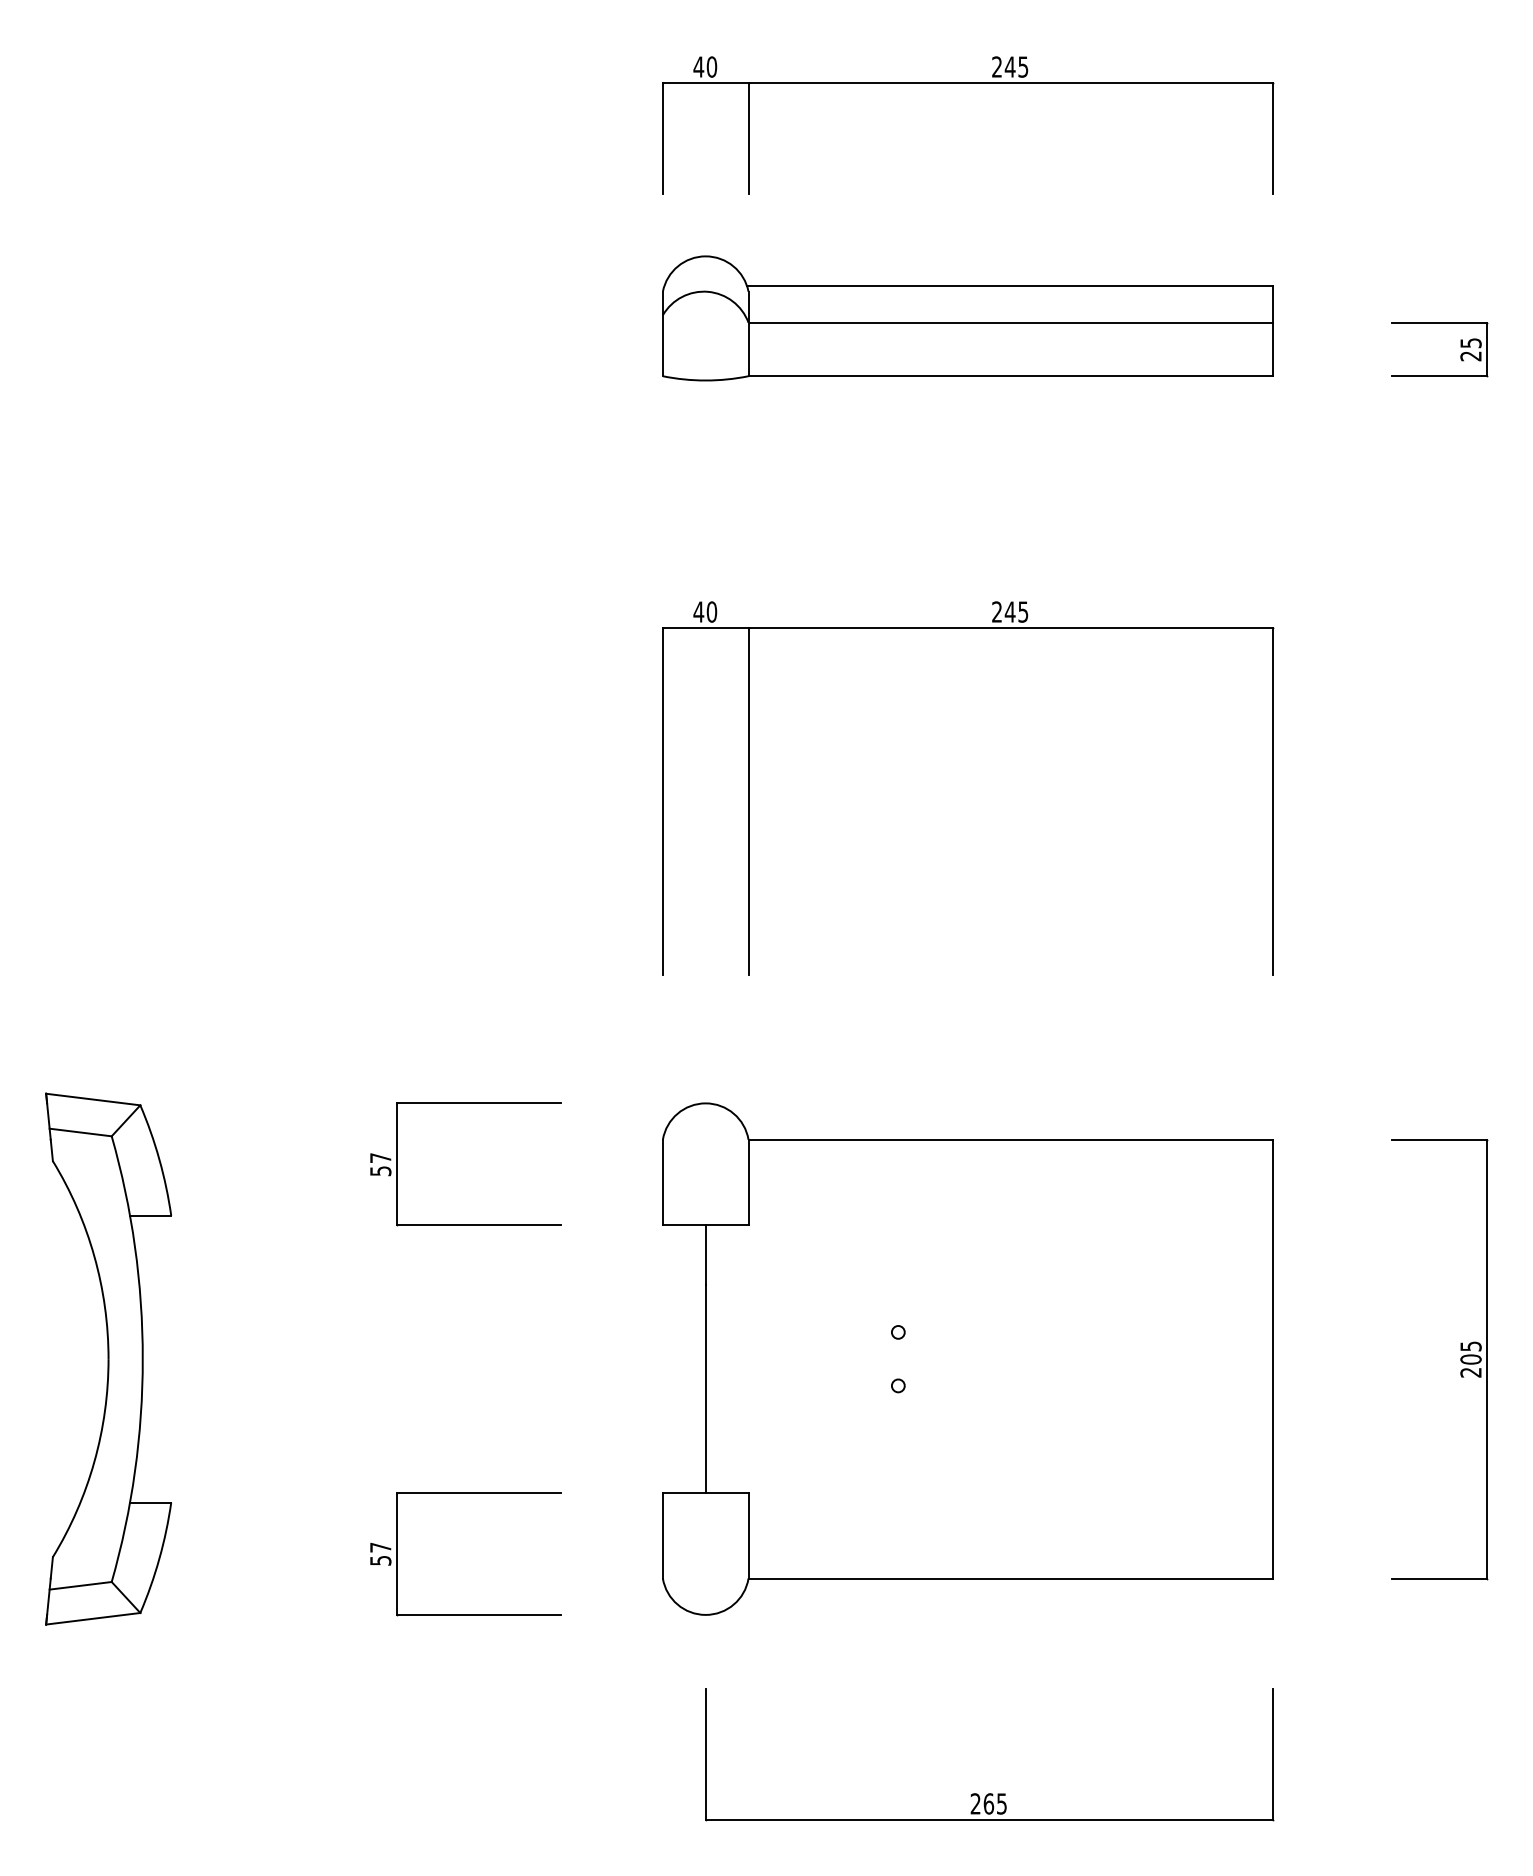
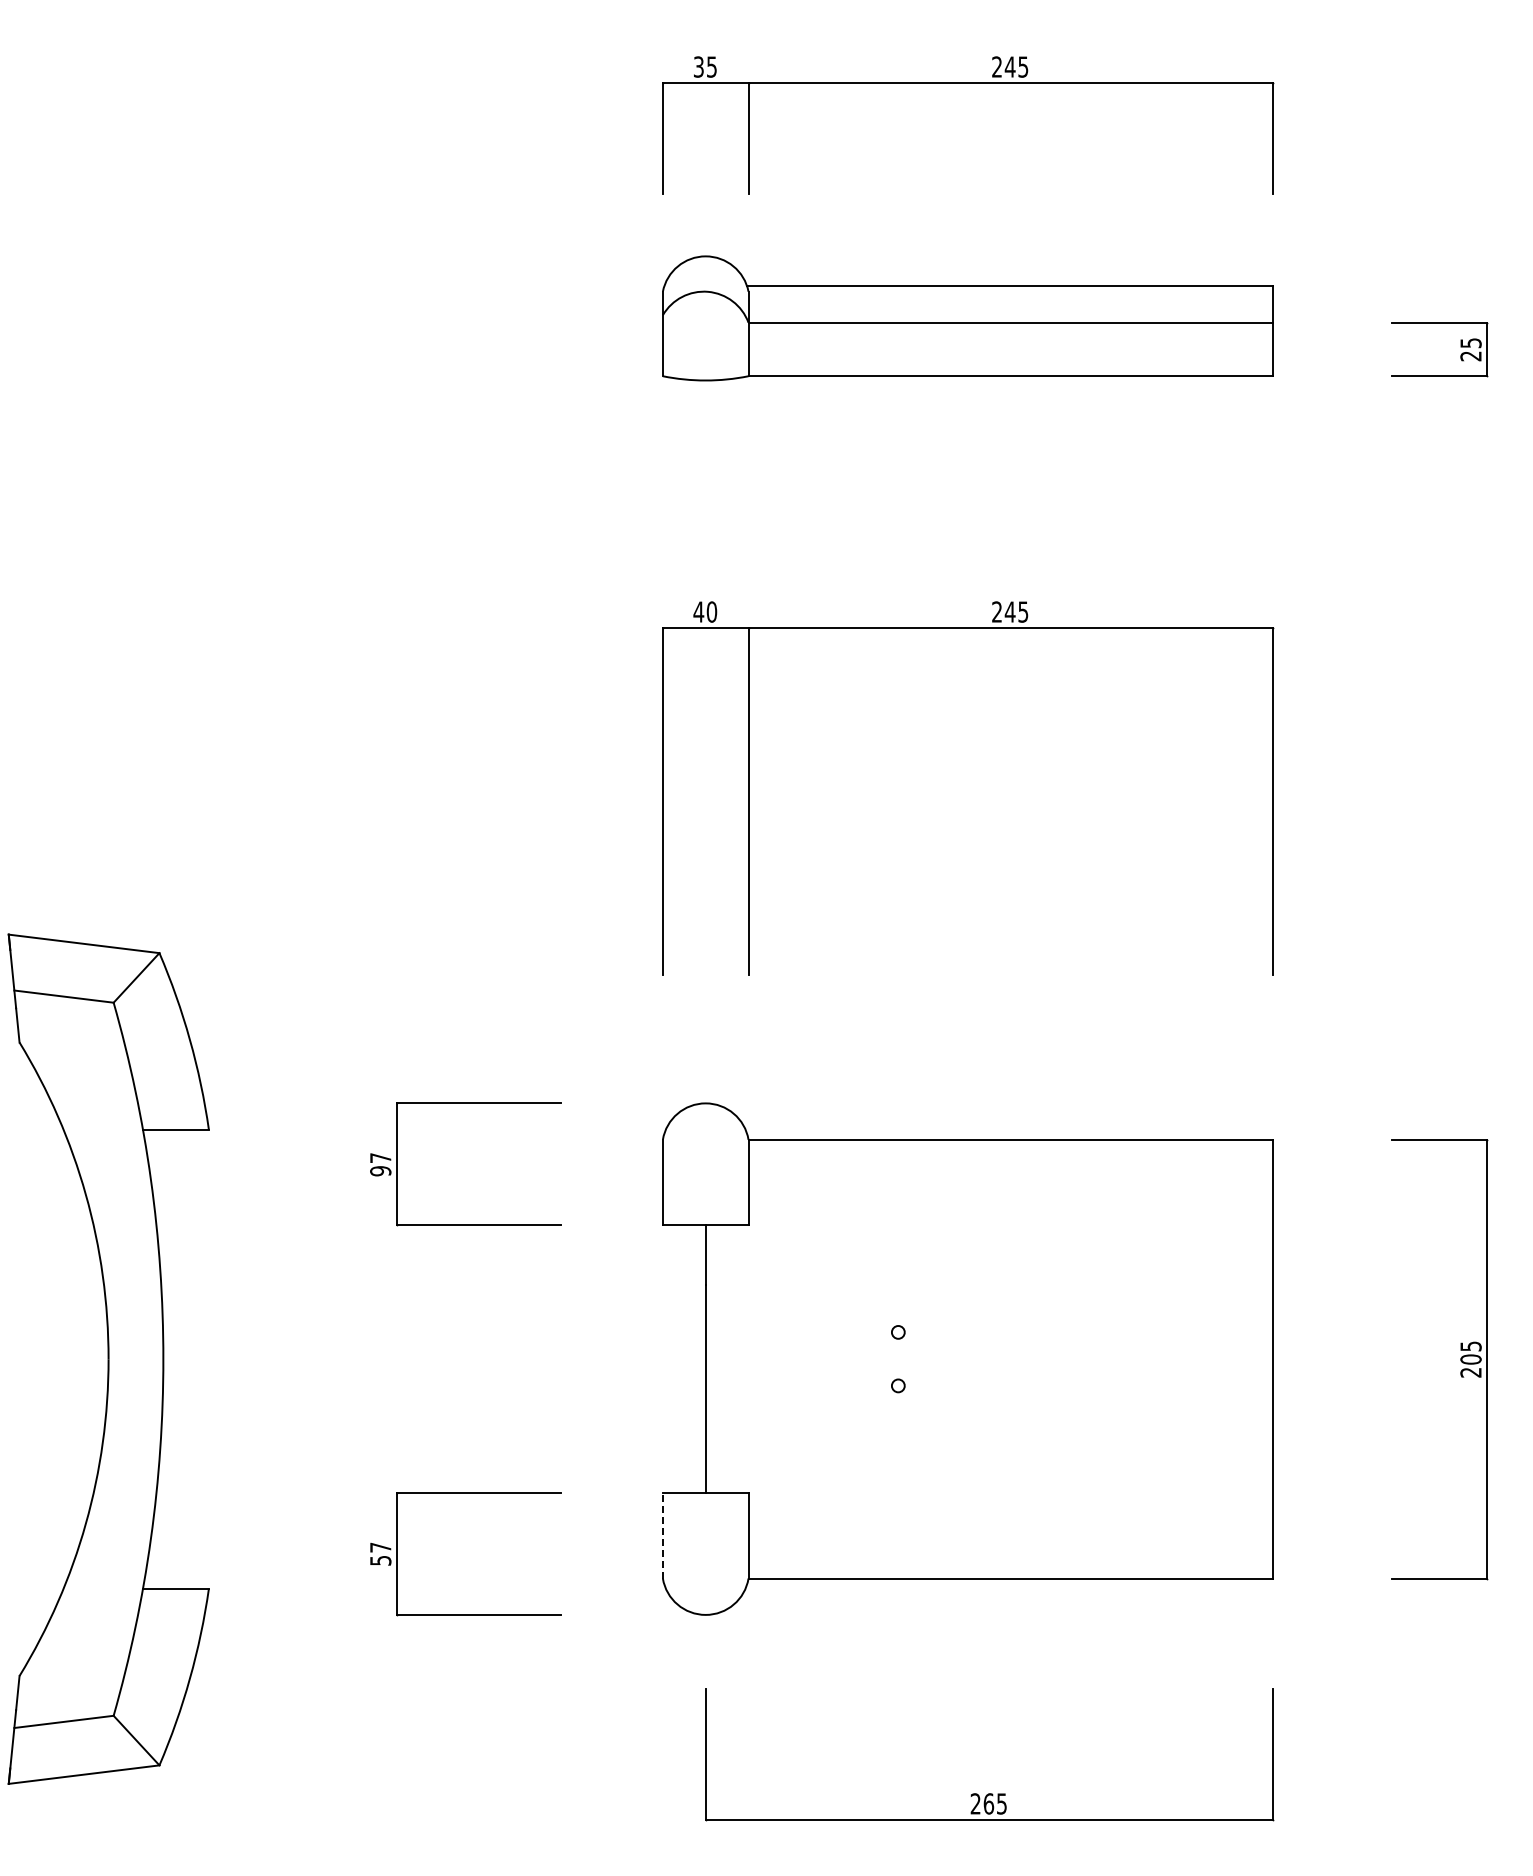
text: 40 -> 35 (705, 66)
text: 57 -> 97 (380, 1171)
part size: 127x534 px -> 203x852 px (108, 1358)
line: solid -> dashed (662, 1535)
